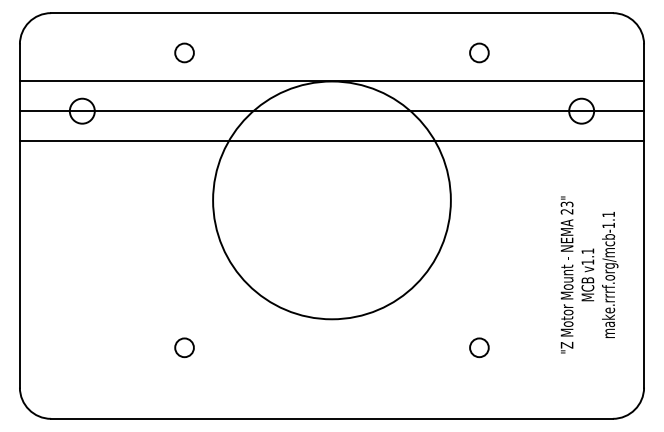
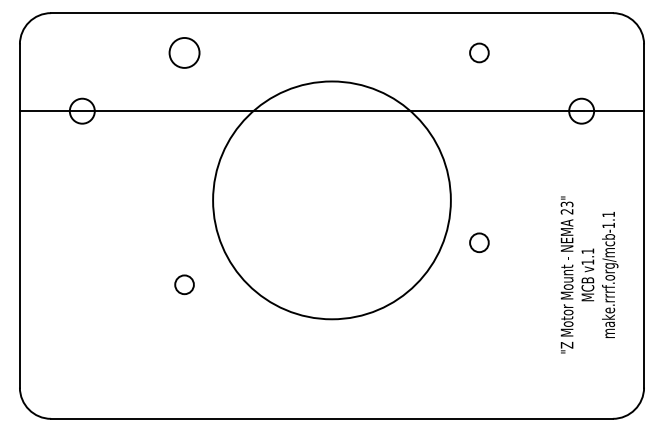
circle diameter: 19 px -> 30 px (184, 52)
line: present -> none (331, 81)
line: present -> none (331, 140)
circle position: (184, 347) -> (184, 284) (184, 284)
circle position: (479, 347) -> (479, 242) (479, 242)
